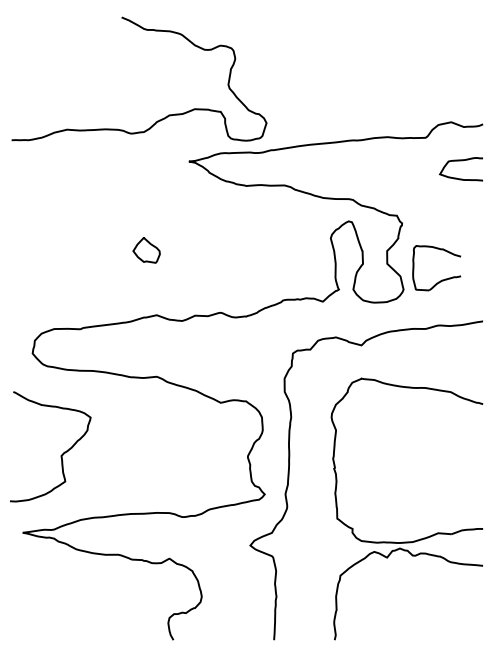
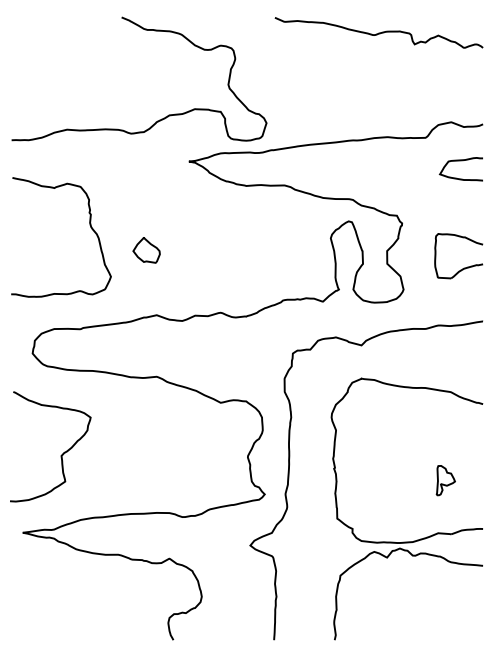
curve: none -> present (378, 32)
curve: none -> present (89, 225)
part position: (442, 279) -> (464, 267) (464, 267)
part: none -> present (445, 480)
